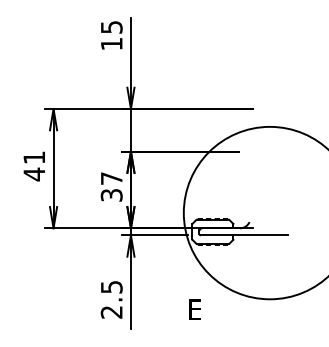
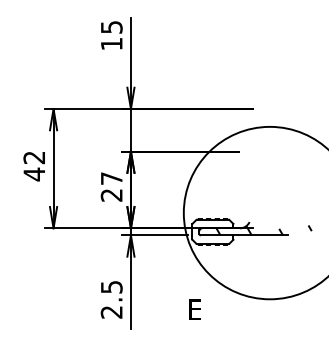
text: 41 -> 42 (33, 157)
text: 37 -> 27 (111, 195)
hatch: none -> present (263, 229)
